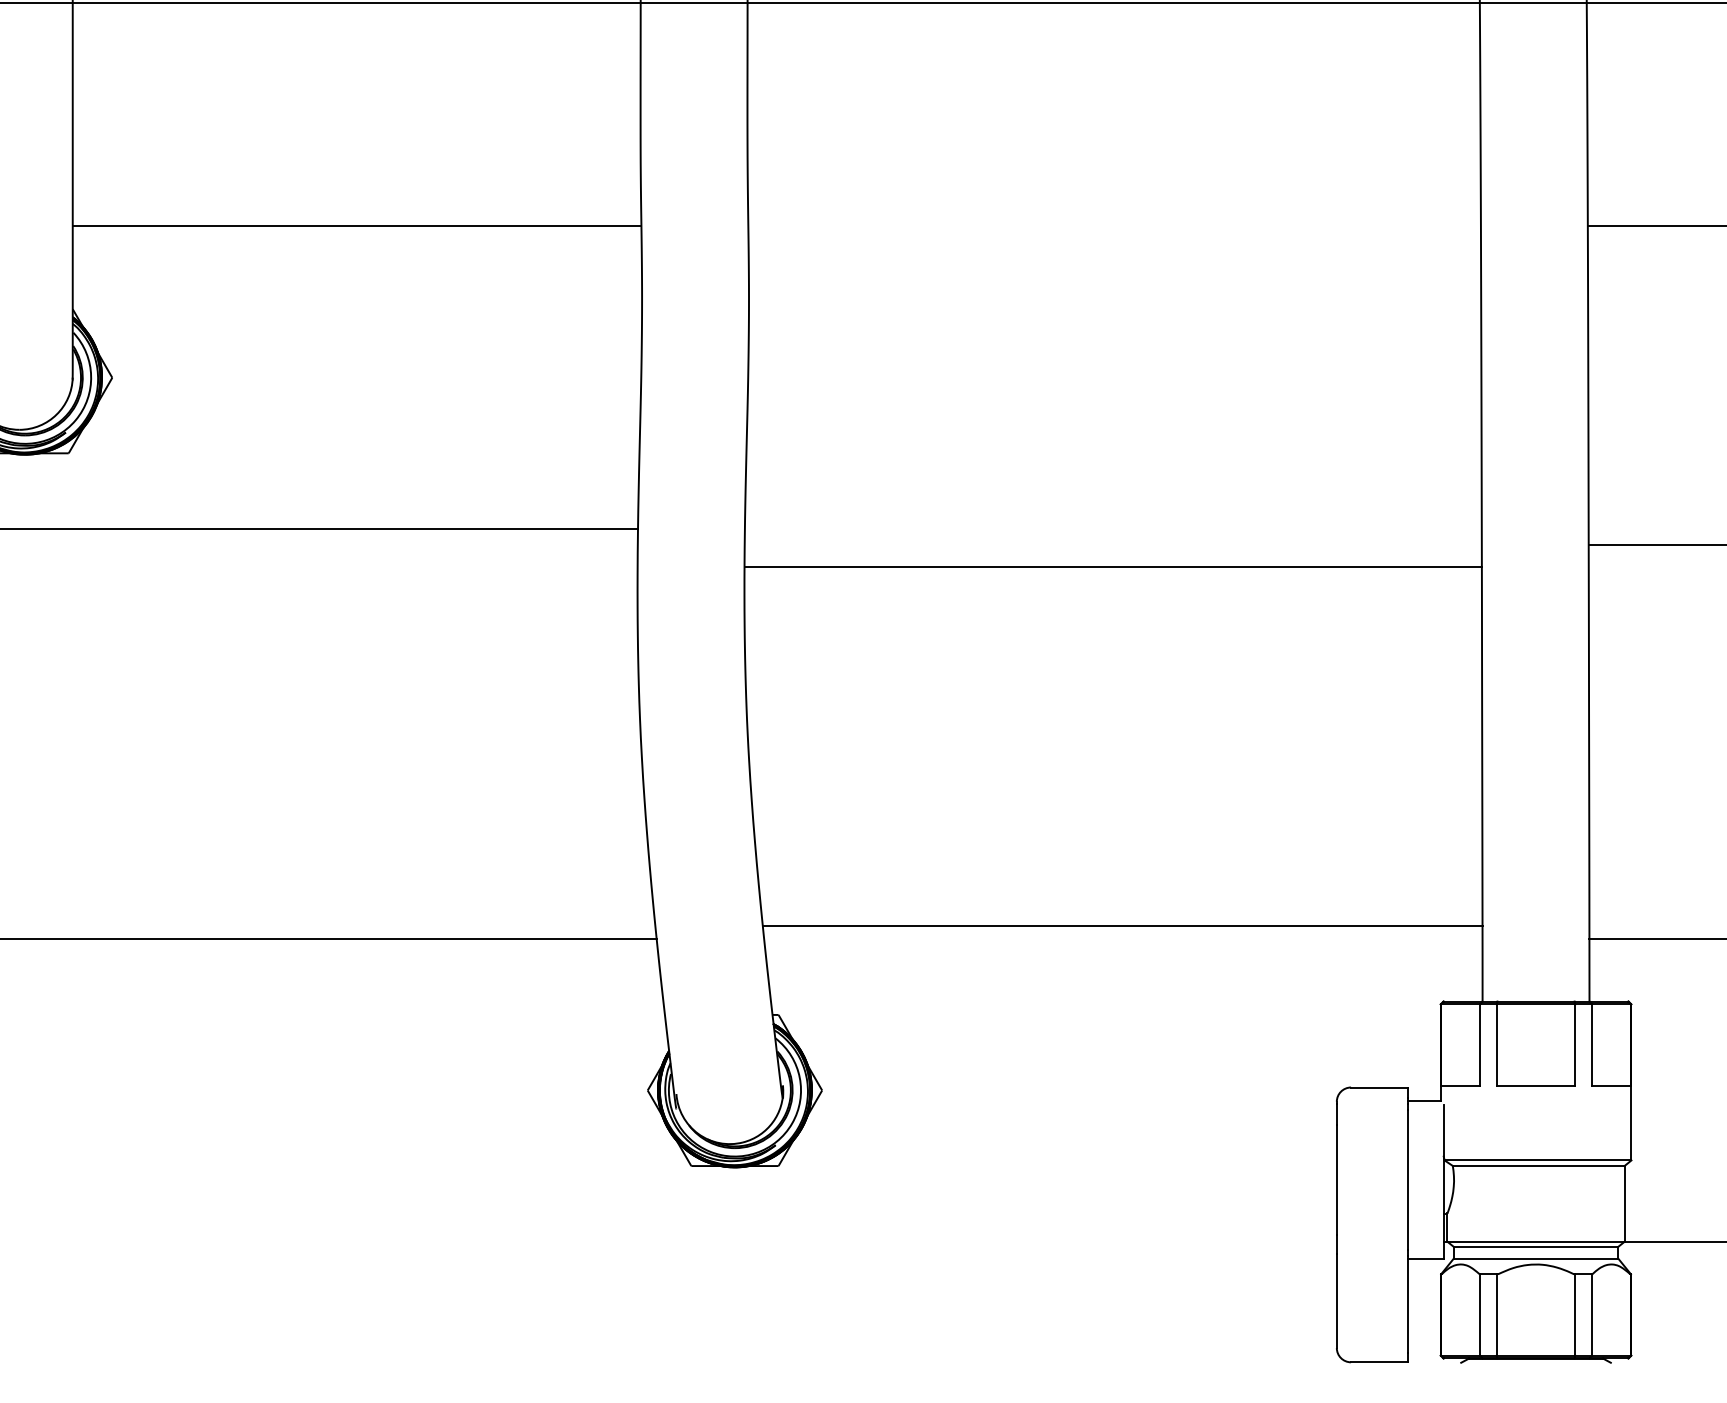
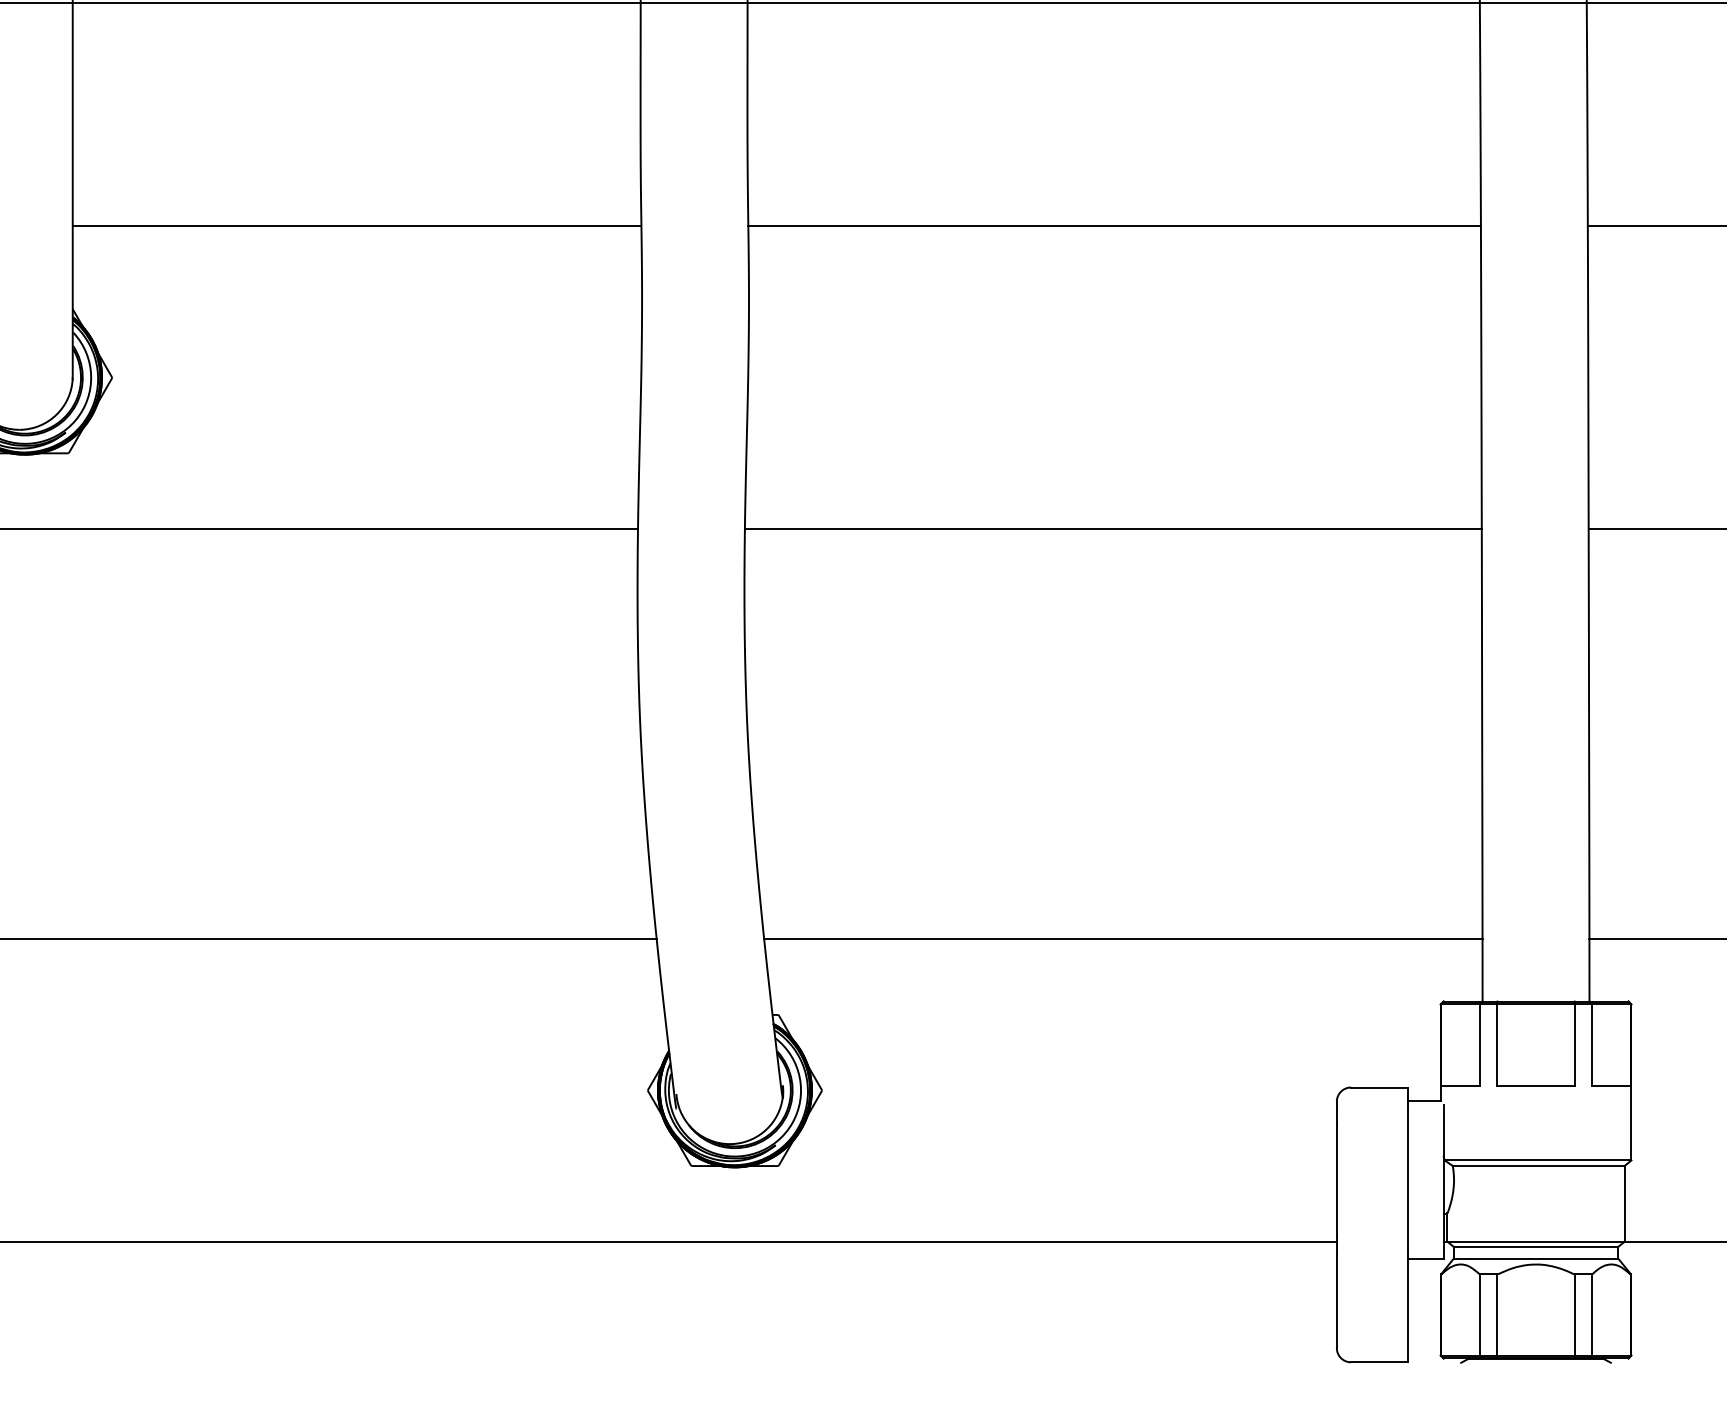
line: none -> present (1114, 226)
line position: (1655, 545) -> (1655, 529) (1655, 529)
line position: (1112, 567) -> (1112, 529) (1112, 529)
line position: (1123, 926) -> (1123, 939) (1123, 939)
line: none -> present (669, 1241)
